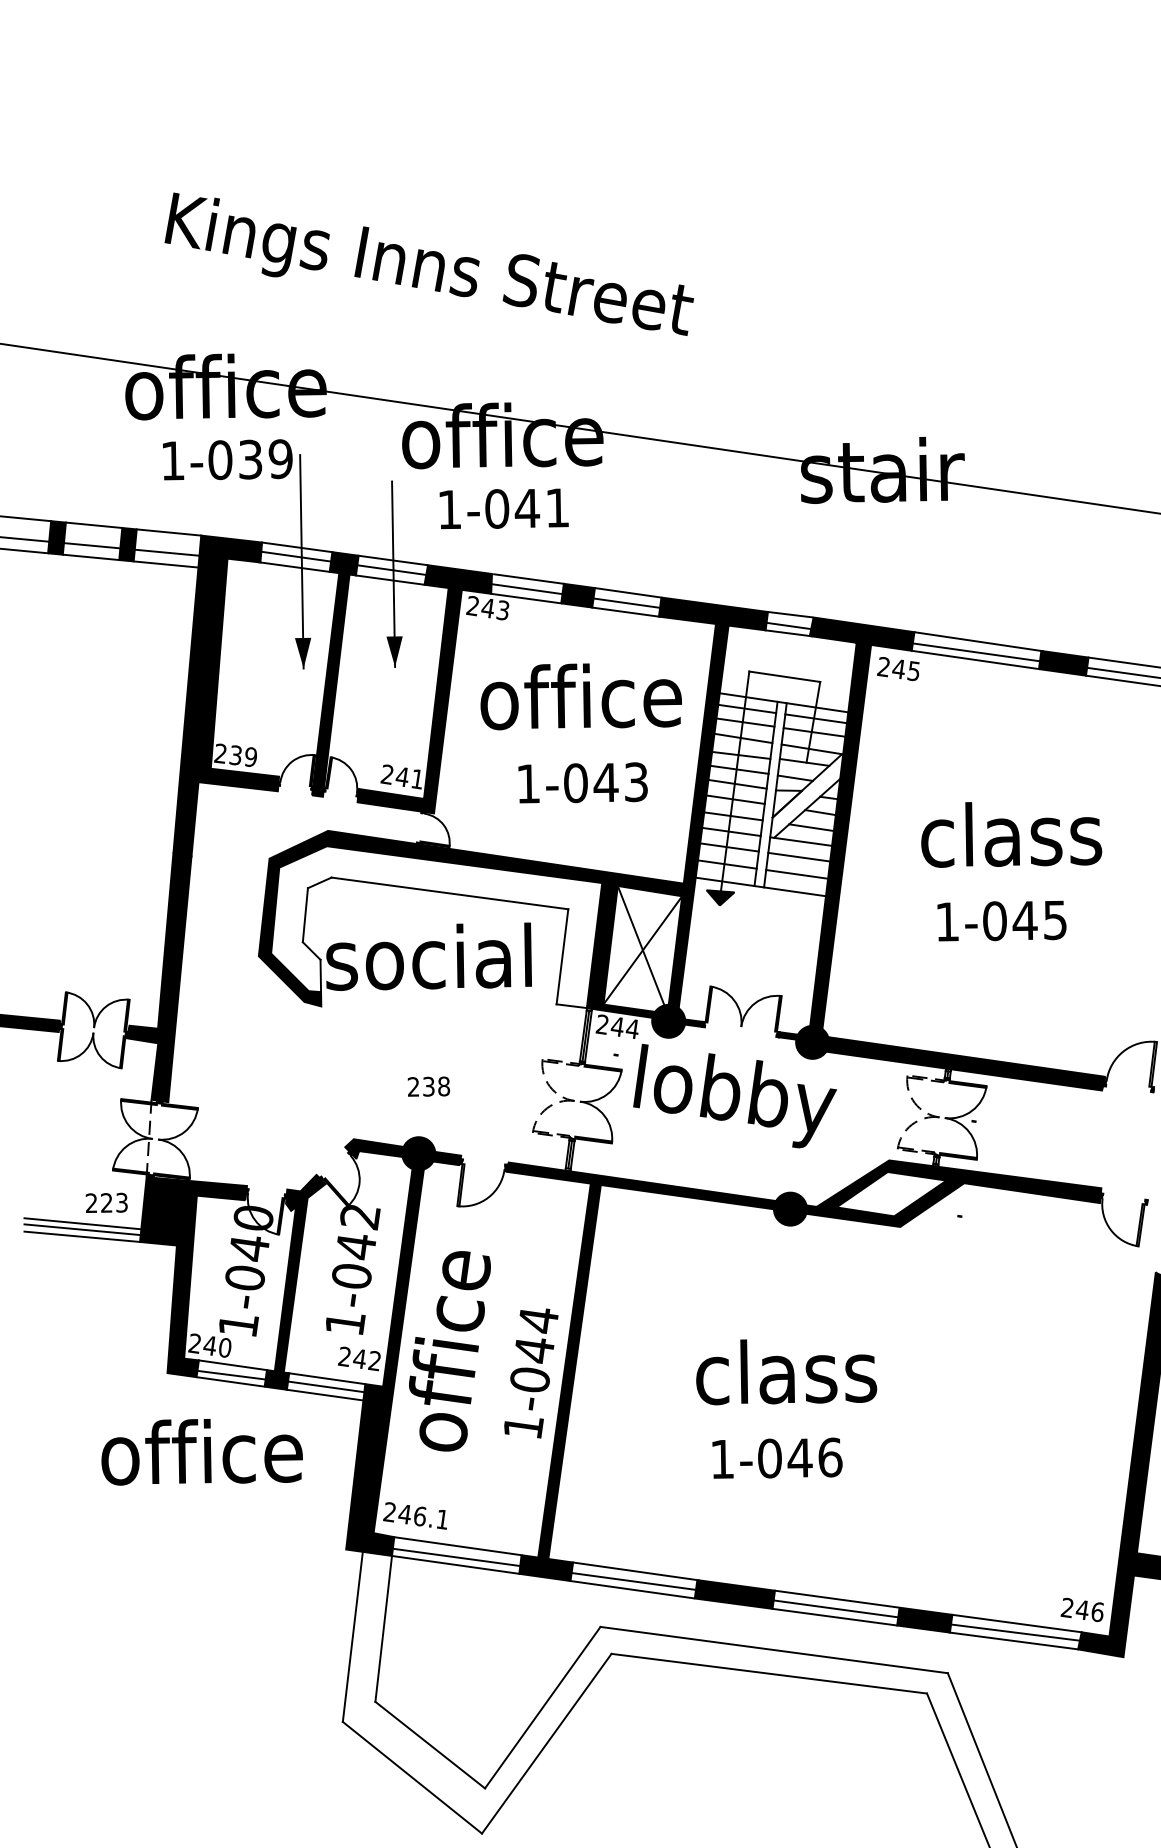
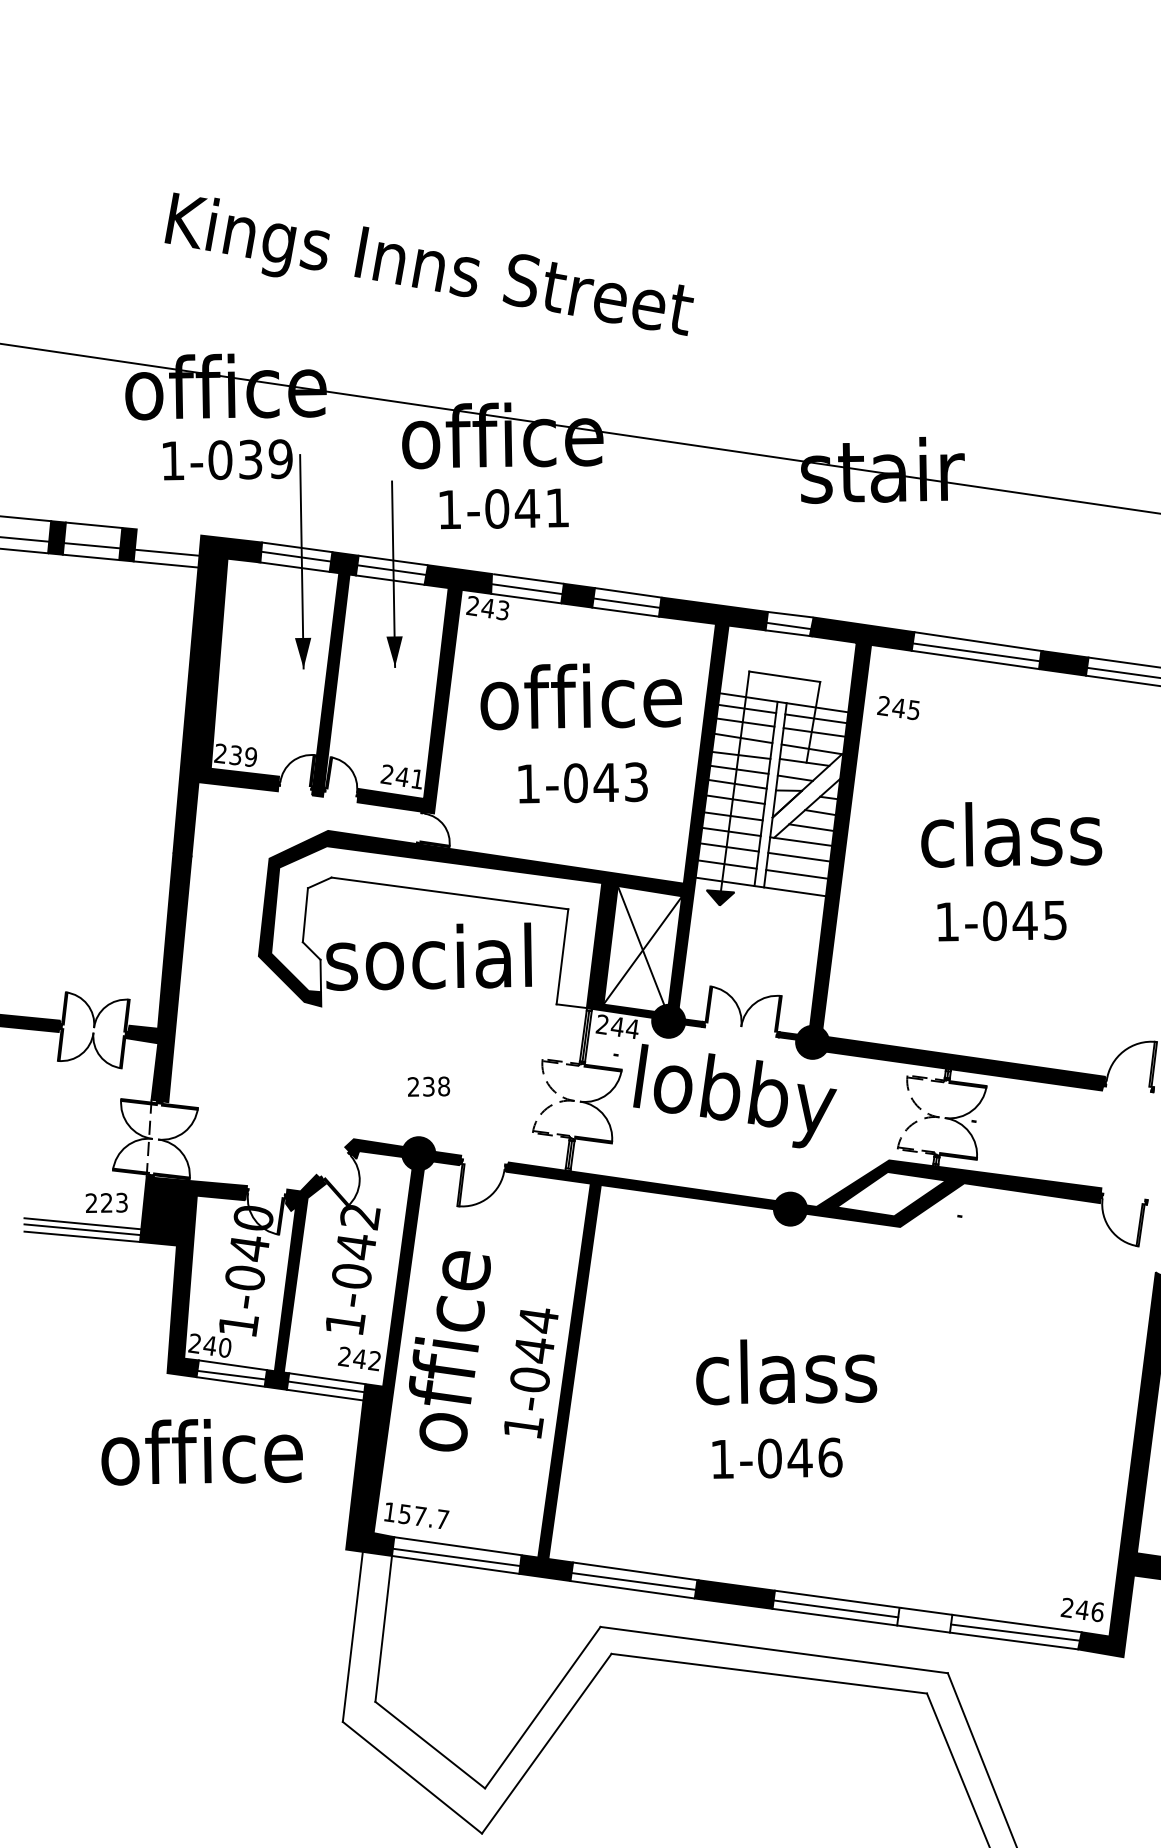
line: present -> none (168, 532)
text position: (898, 669) -> (898, 708) (898, 708)
text: 246.1 -> 157.7 (416, 1515)
fill: present -> none (924, 1619)
